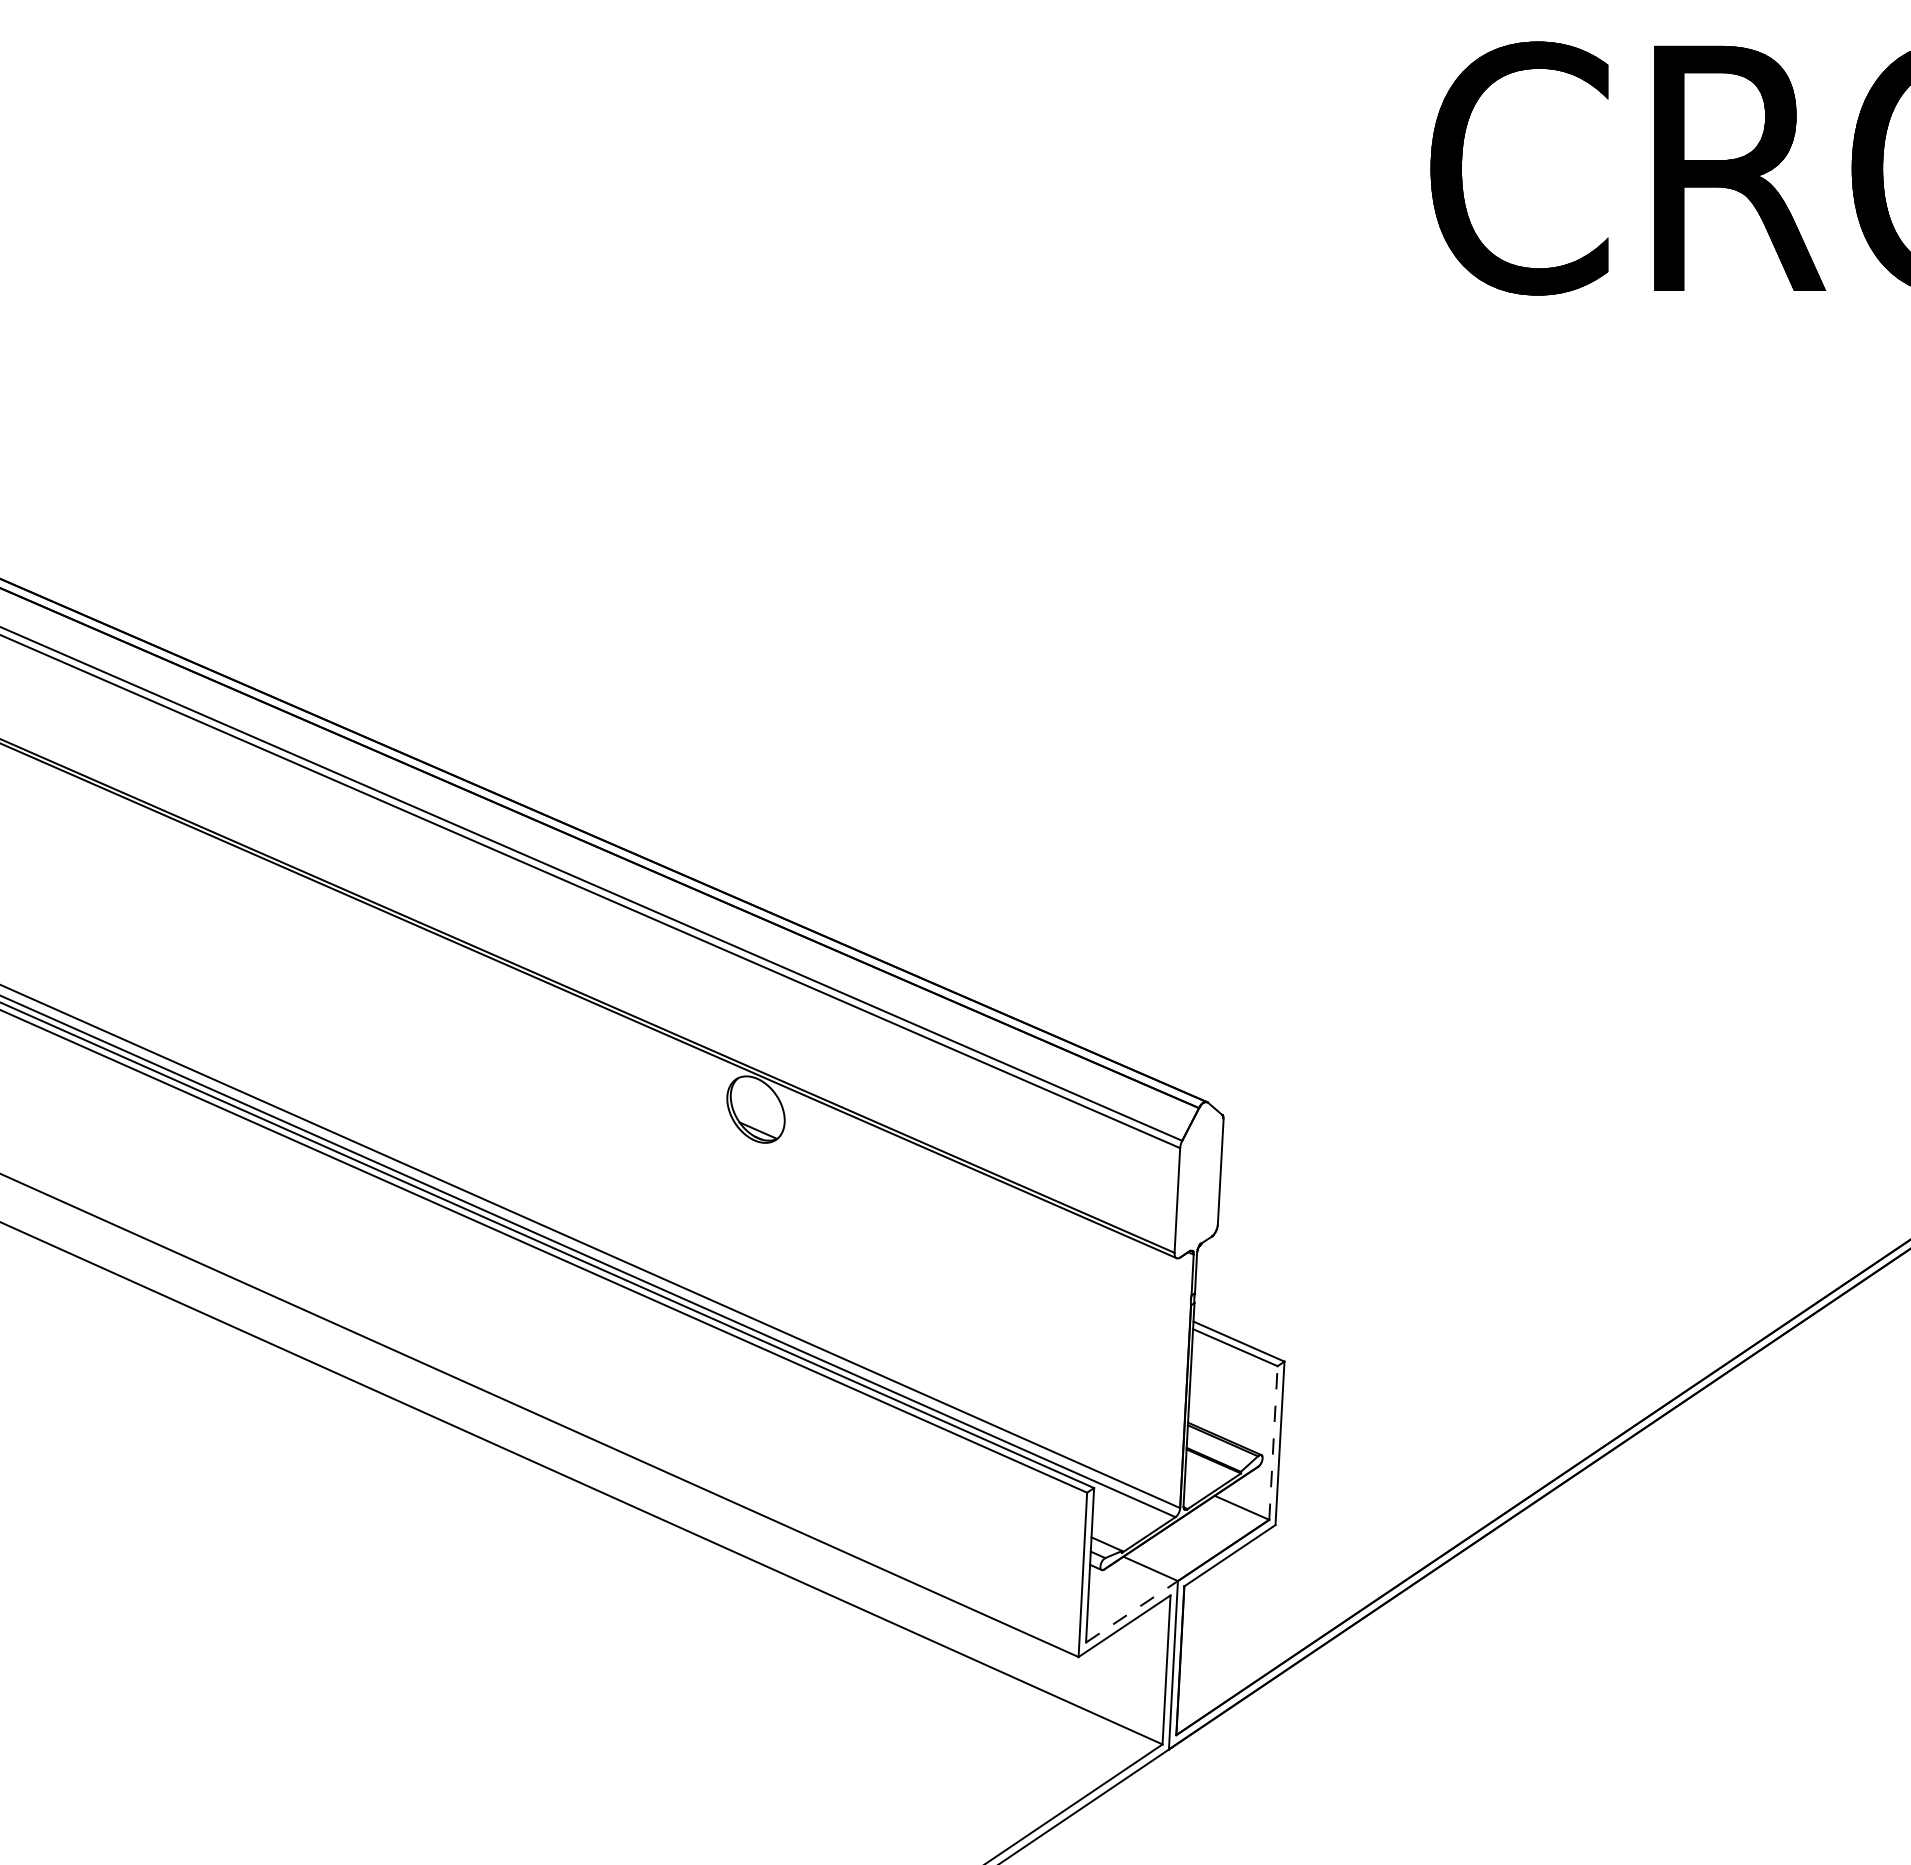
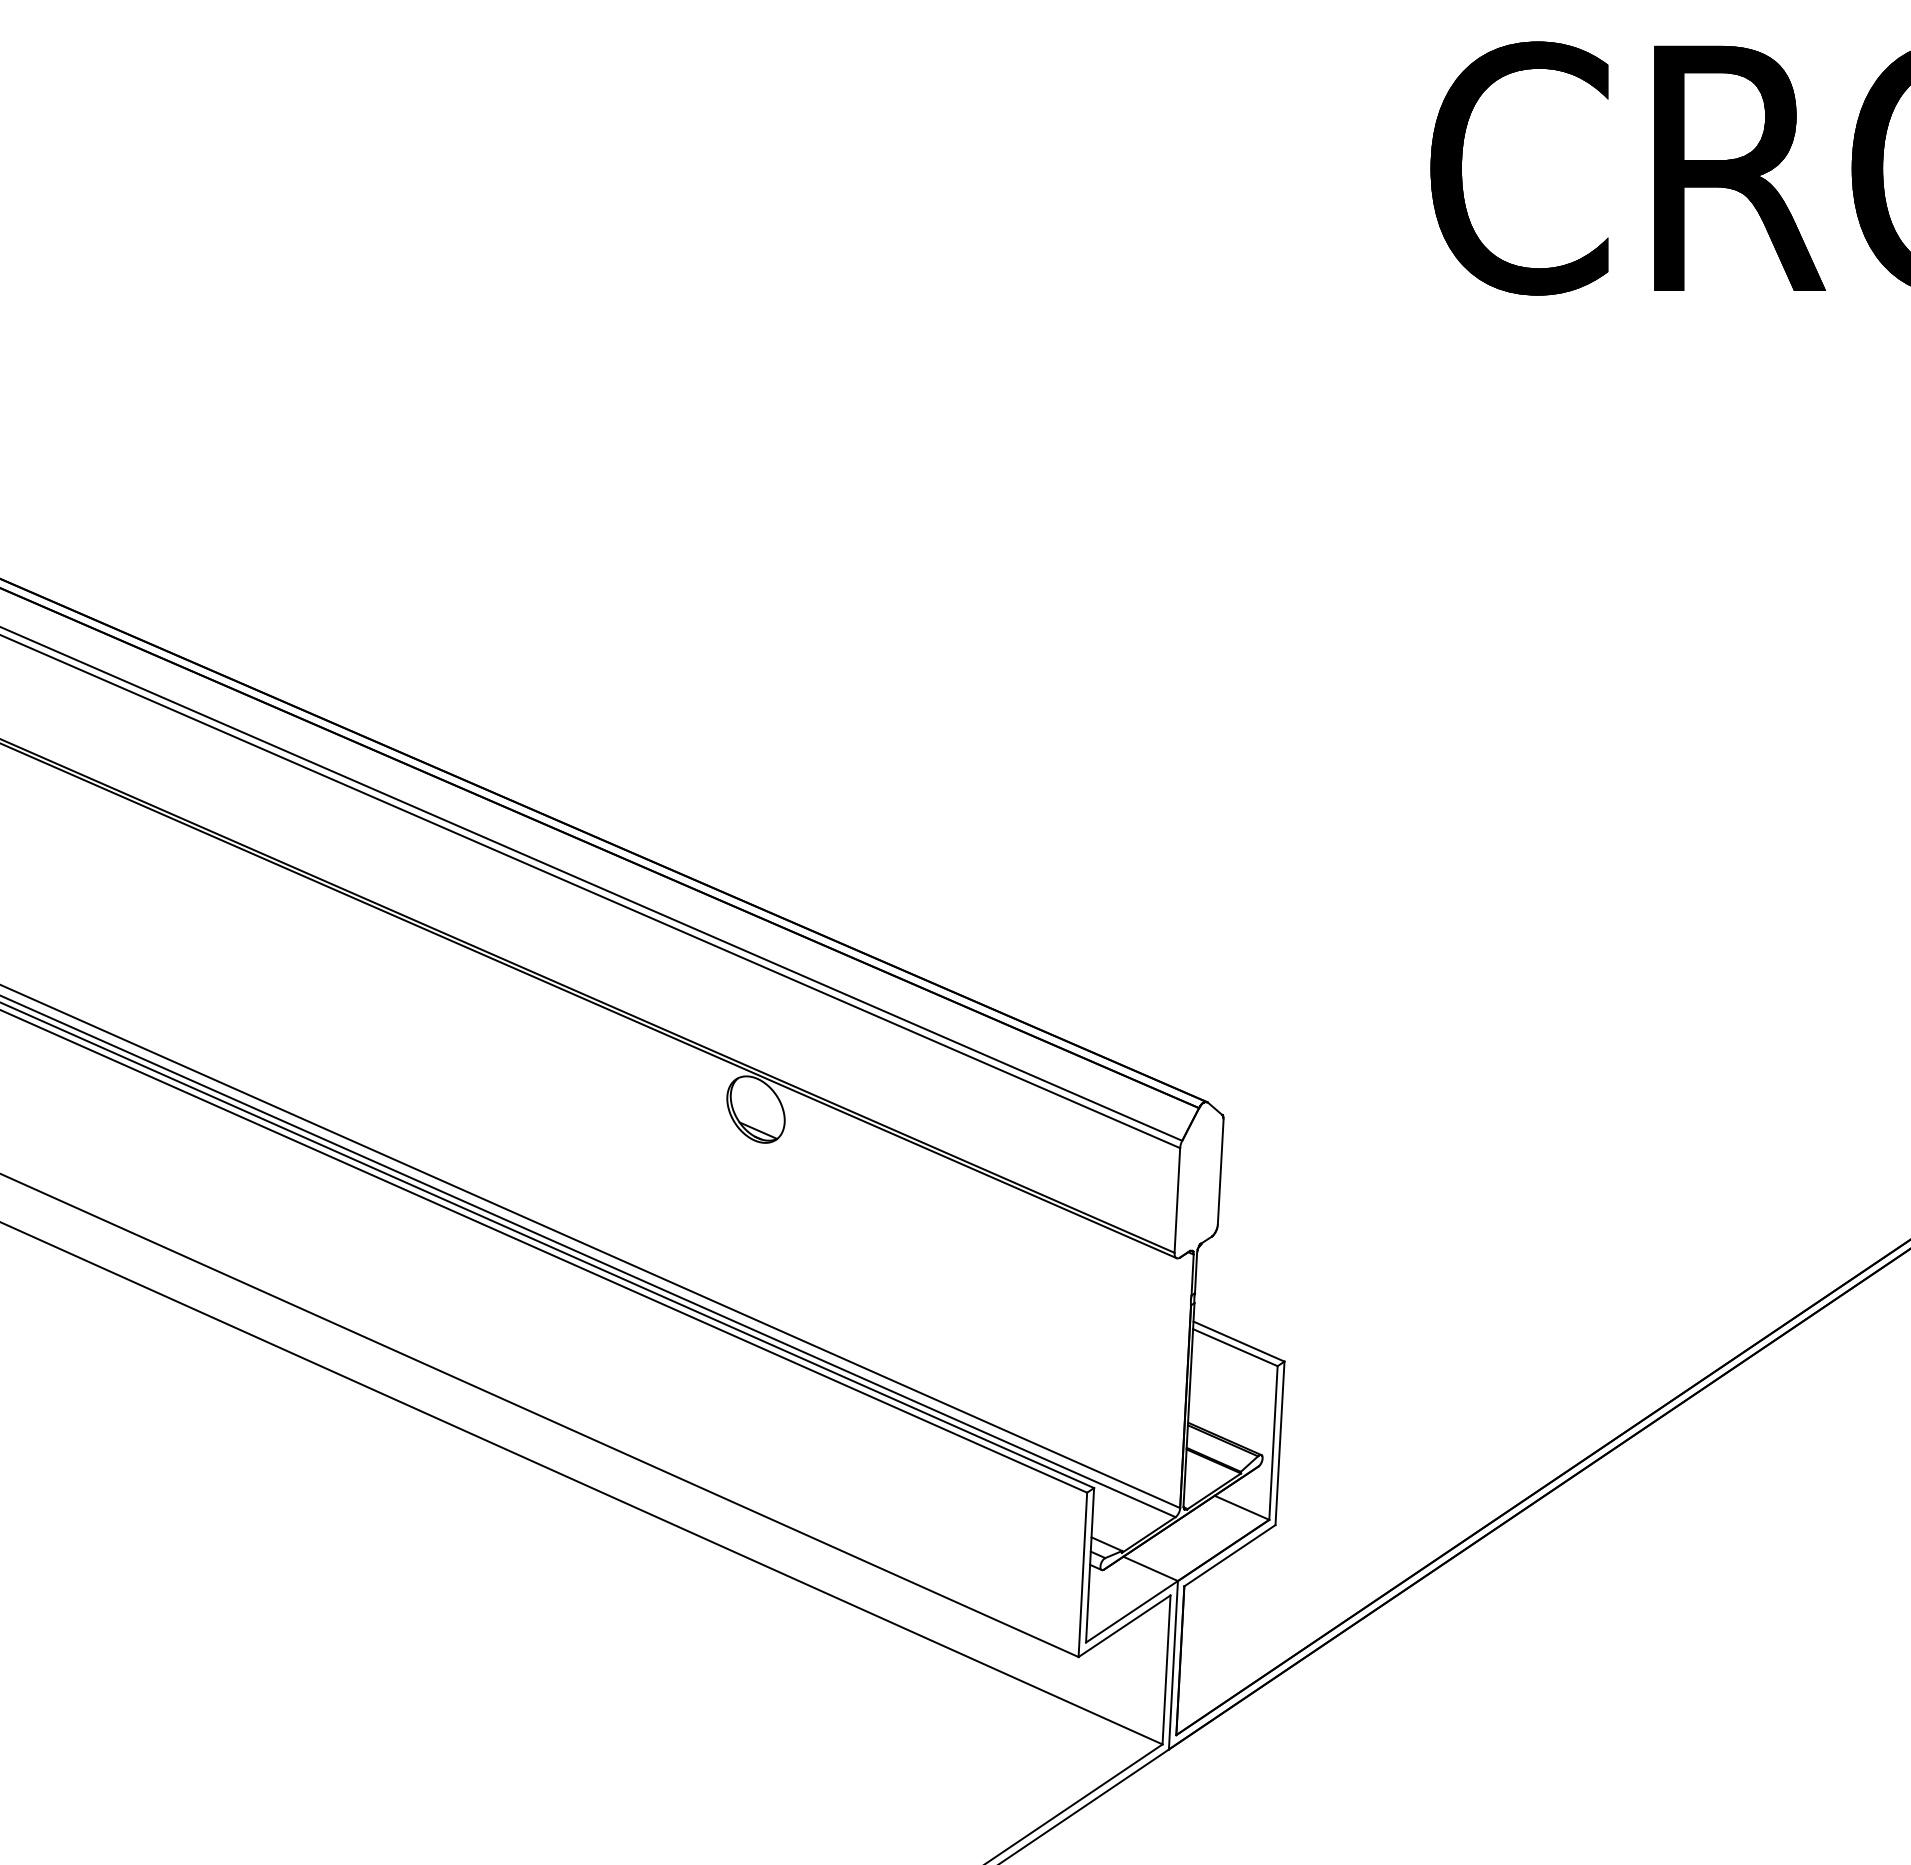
line: dashed -> solid (1273, 1443)
line: dashed -> solid (1132, 1611)
